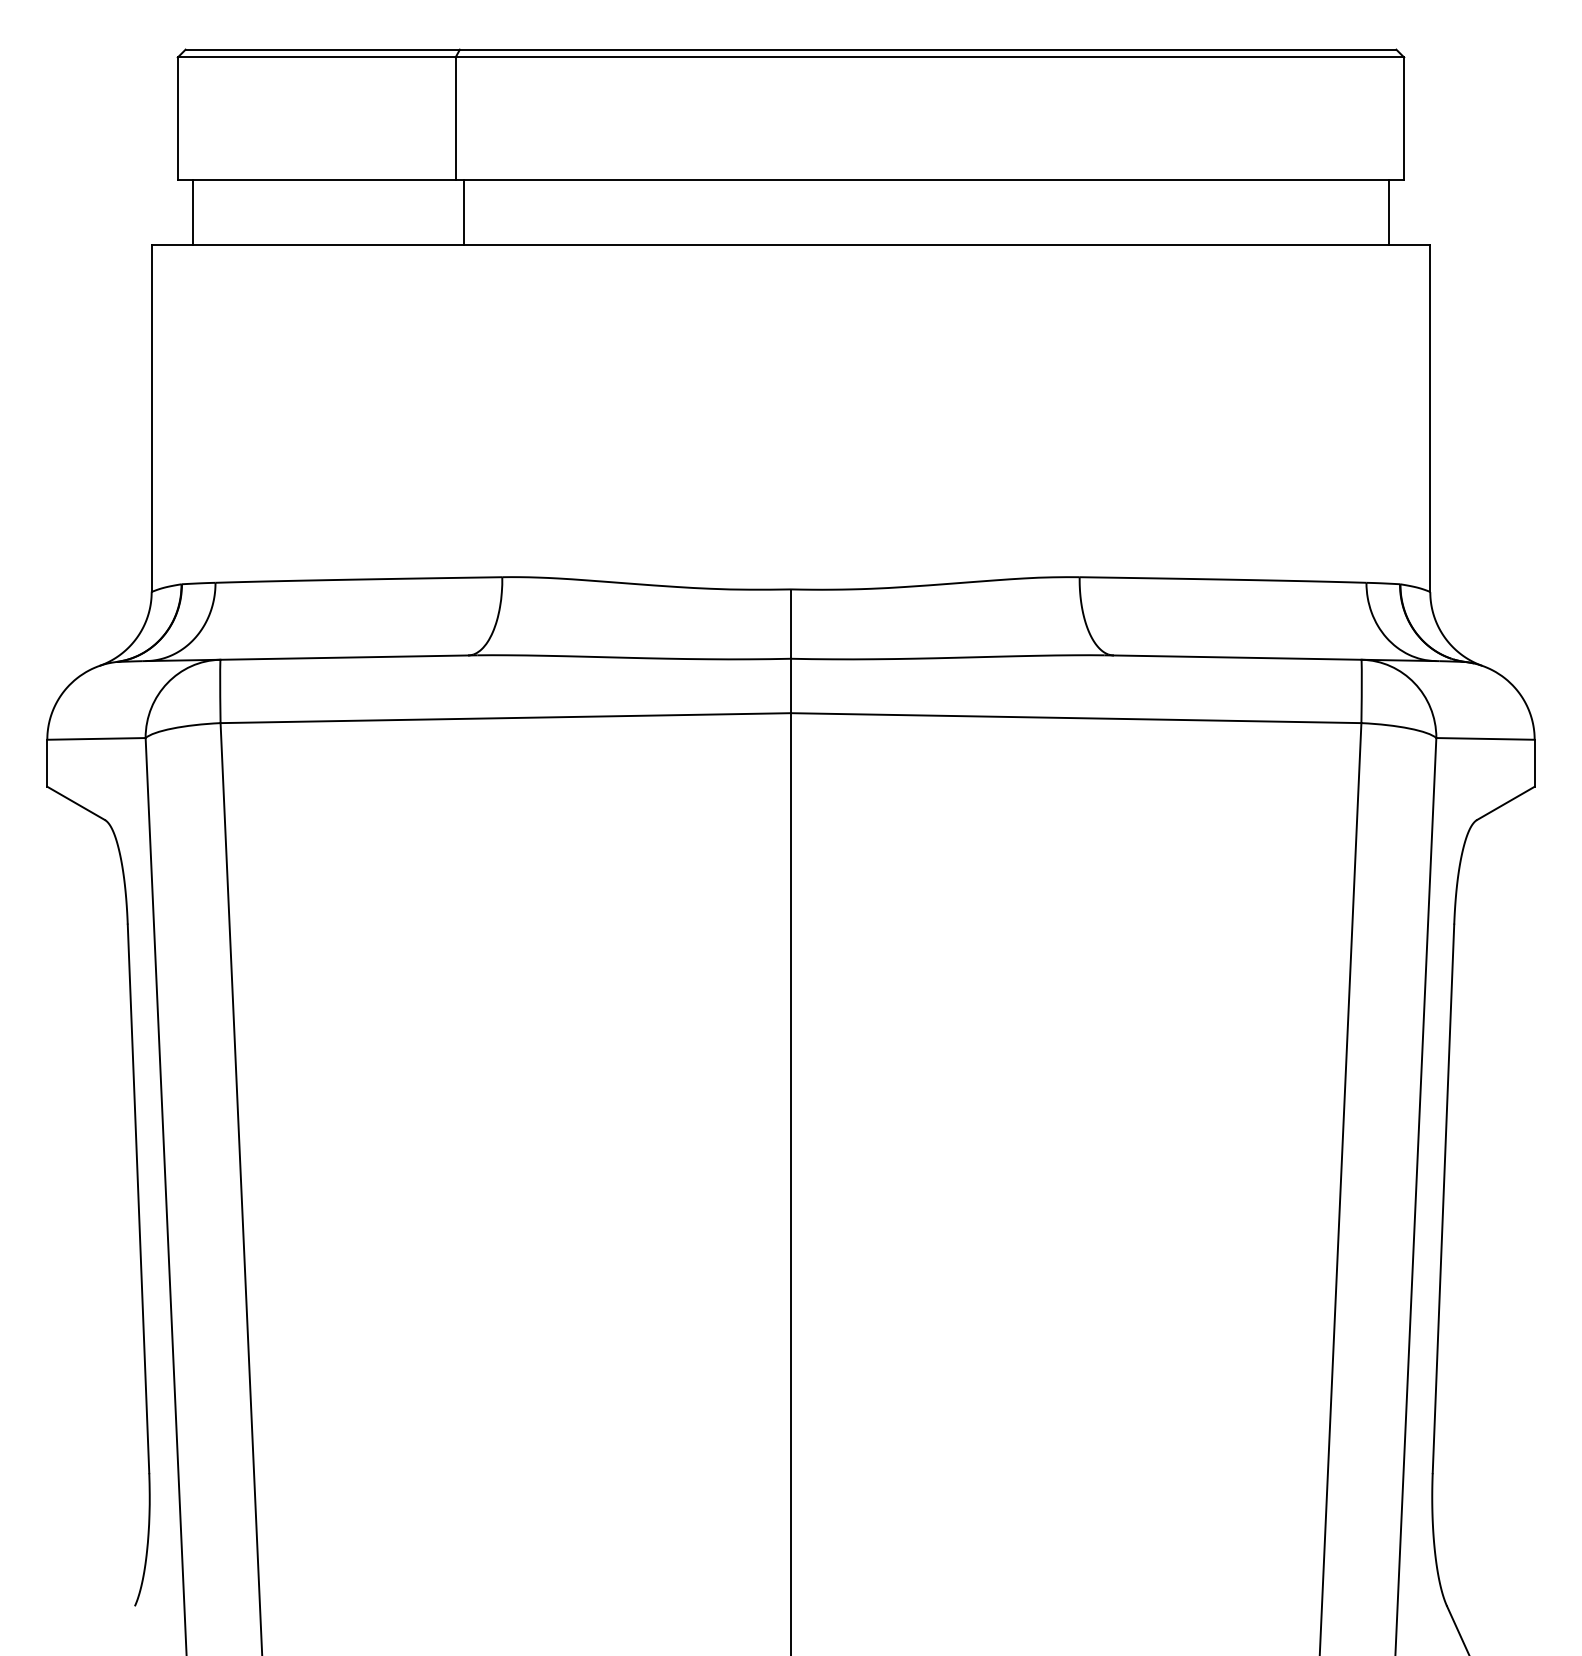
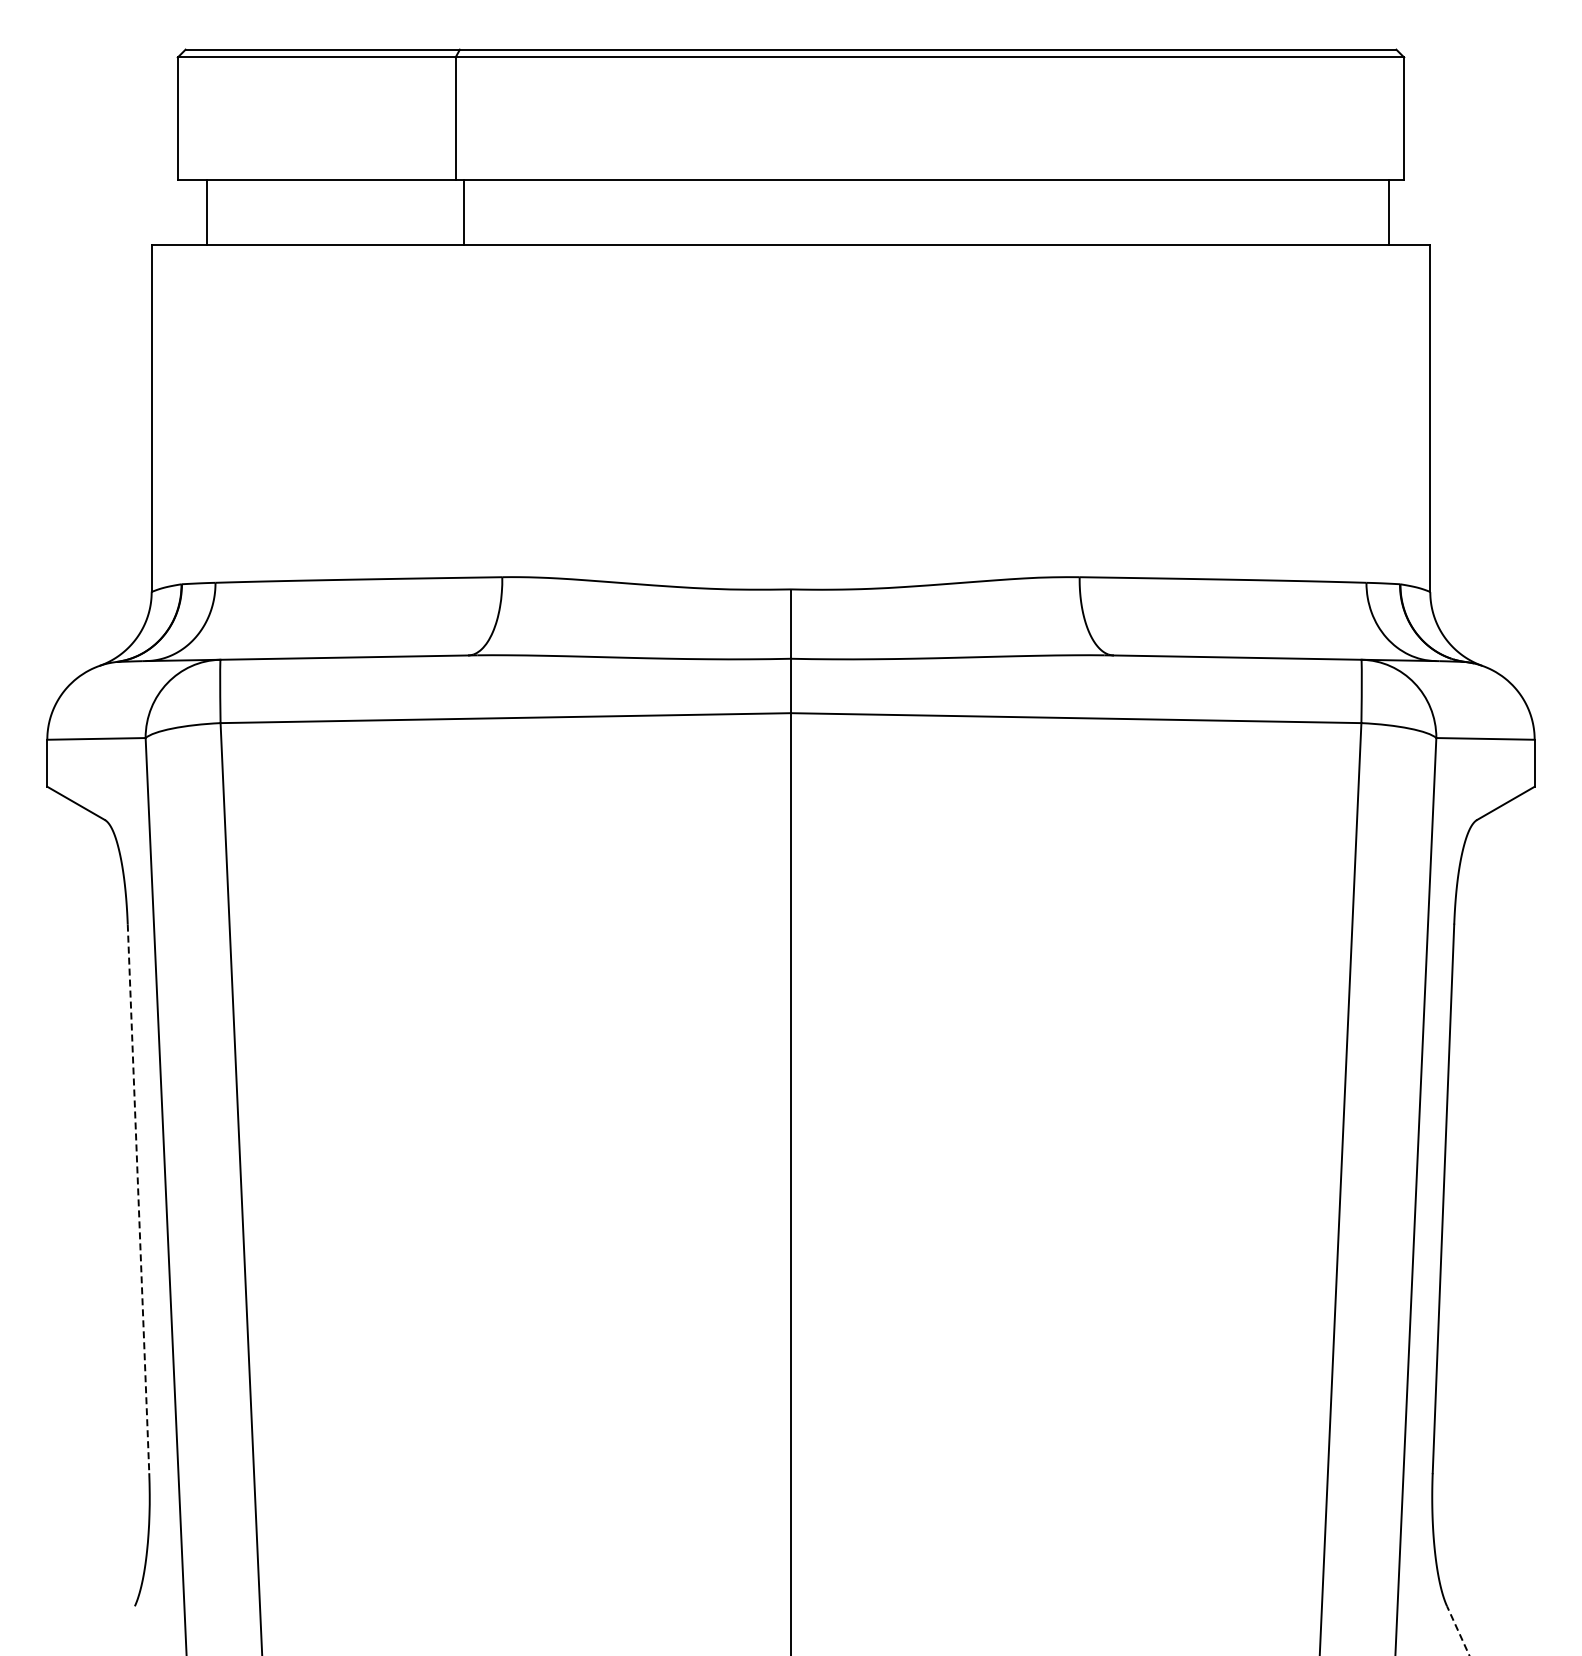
line position: (193, 212) -> (207, 212) (207, 212)
line: solid -> dashed (138, 1198)
line: solid -> dashed (1458, 1630)
